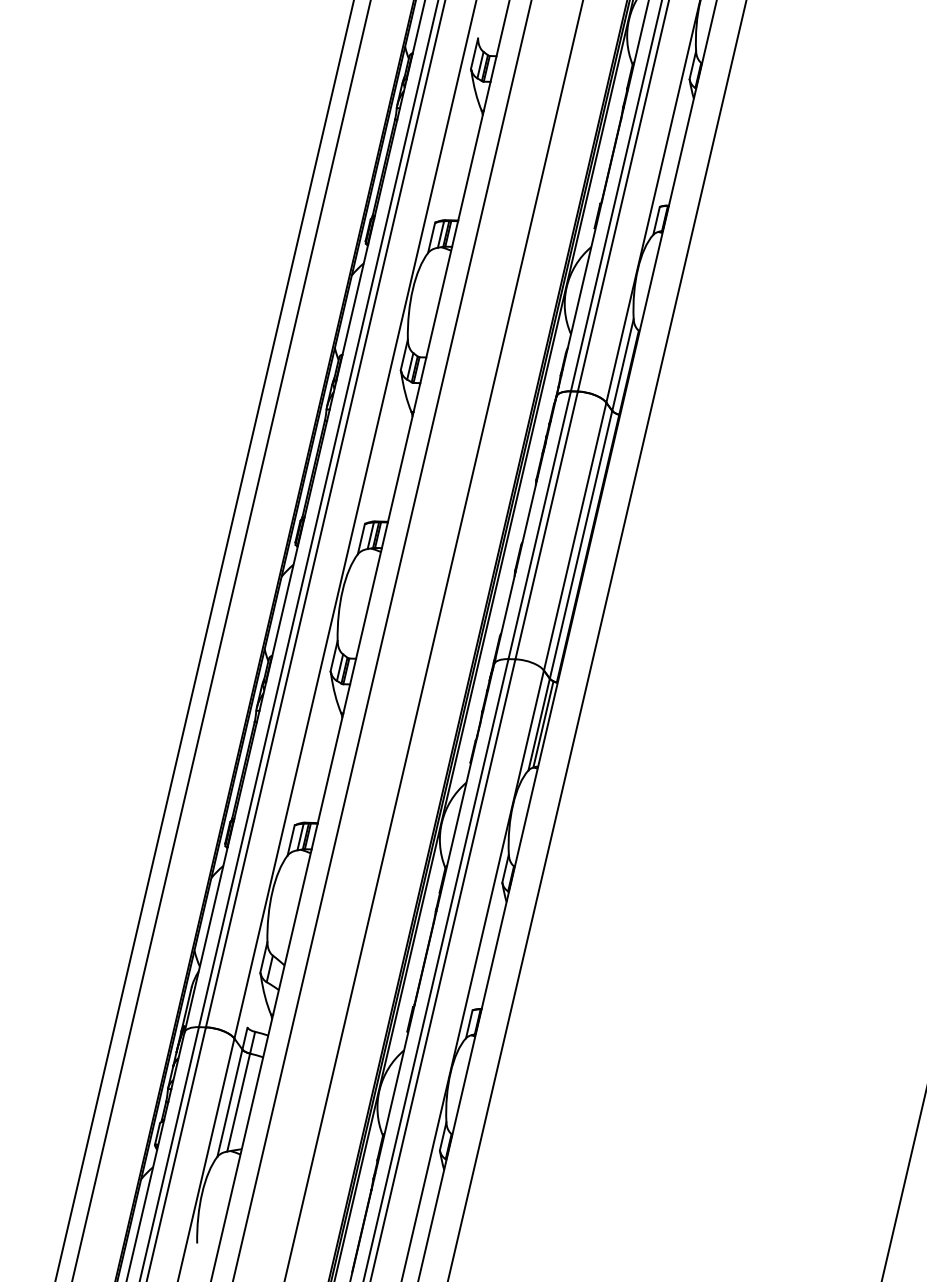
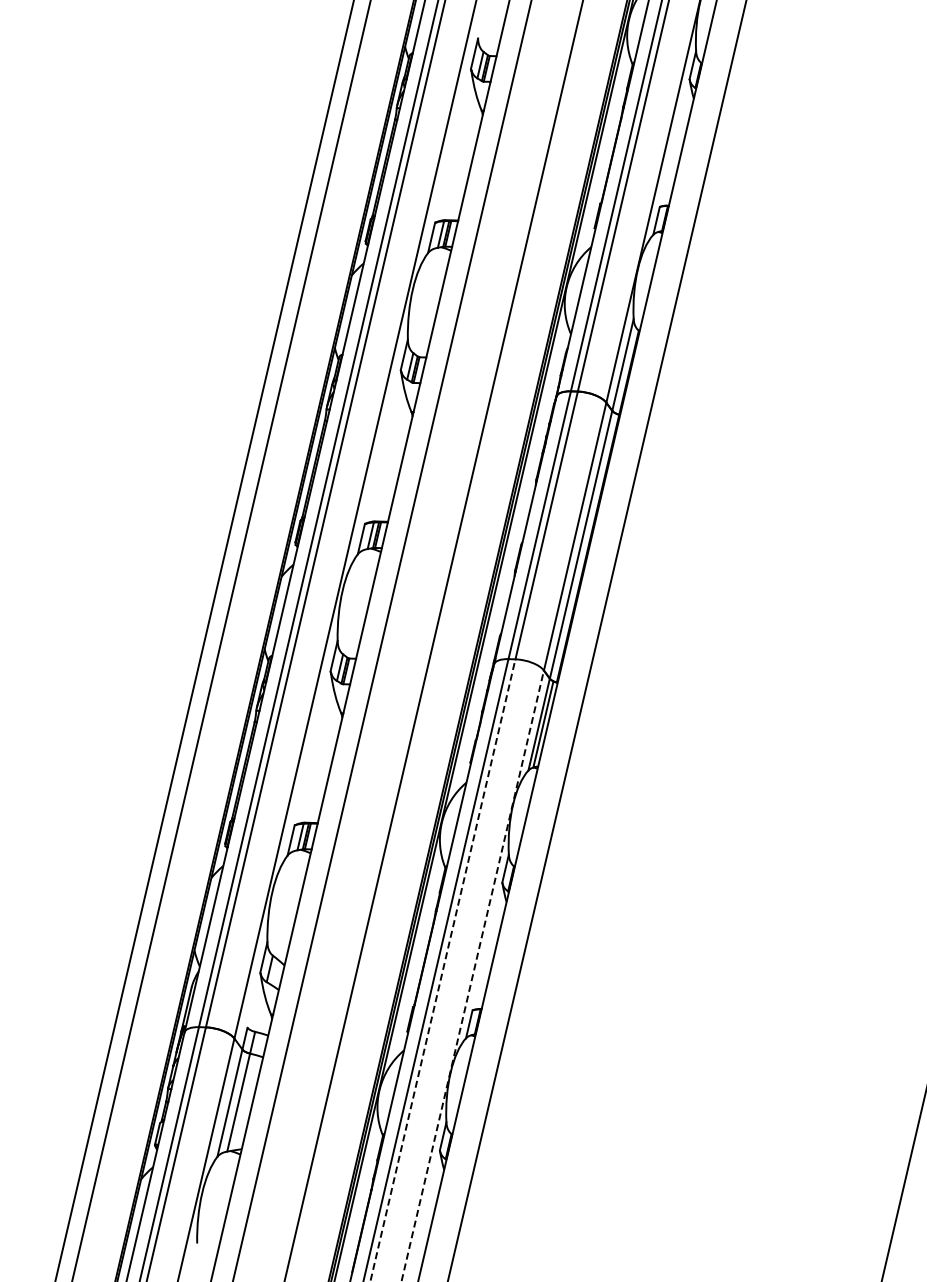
line: solid -> dashed (443, 969)
line: solid -> dashed (472, 975)
